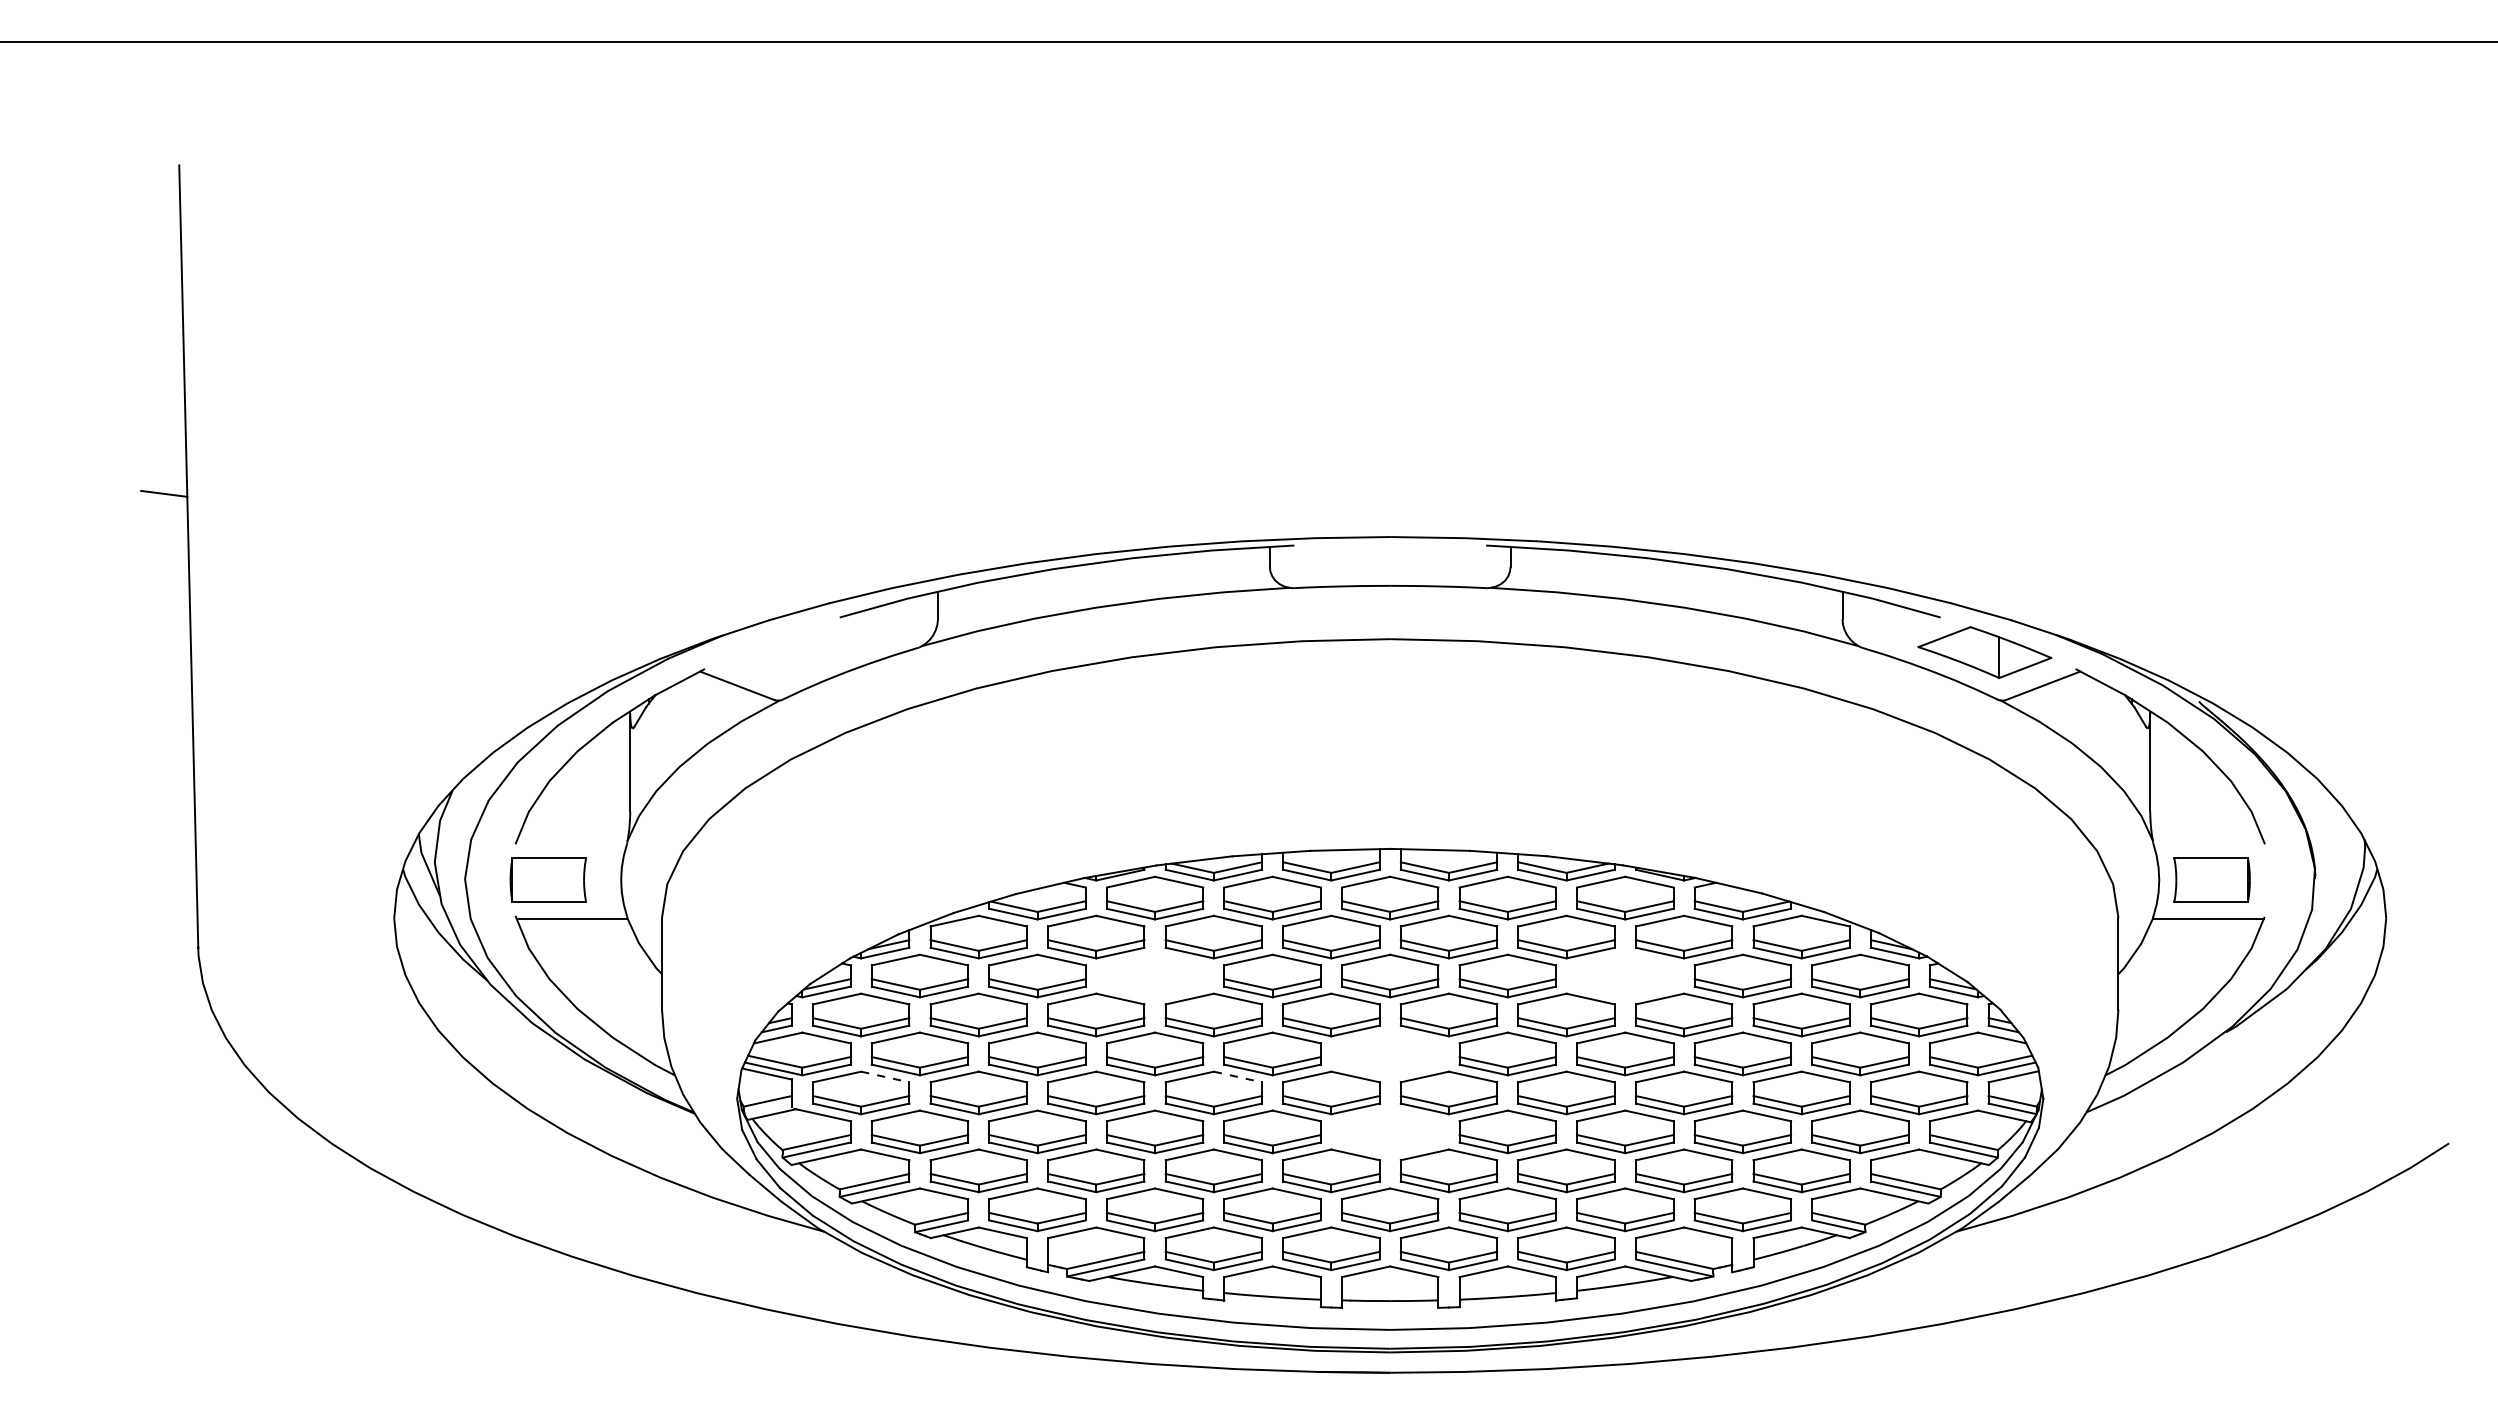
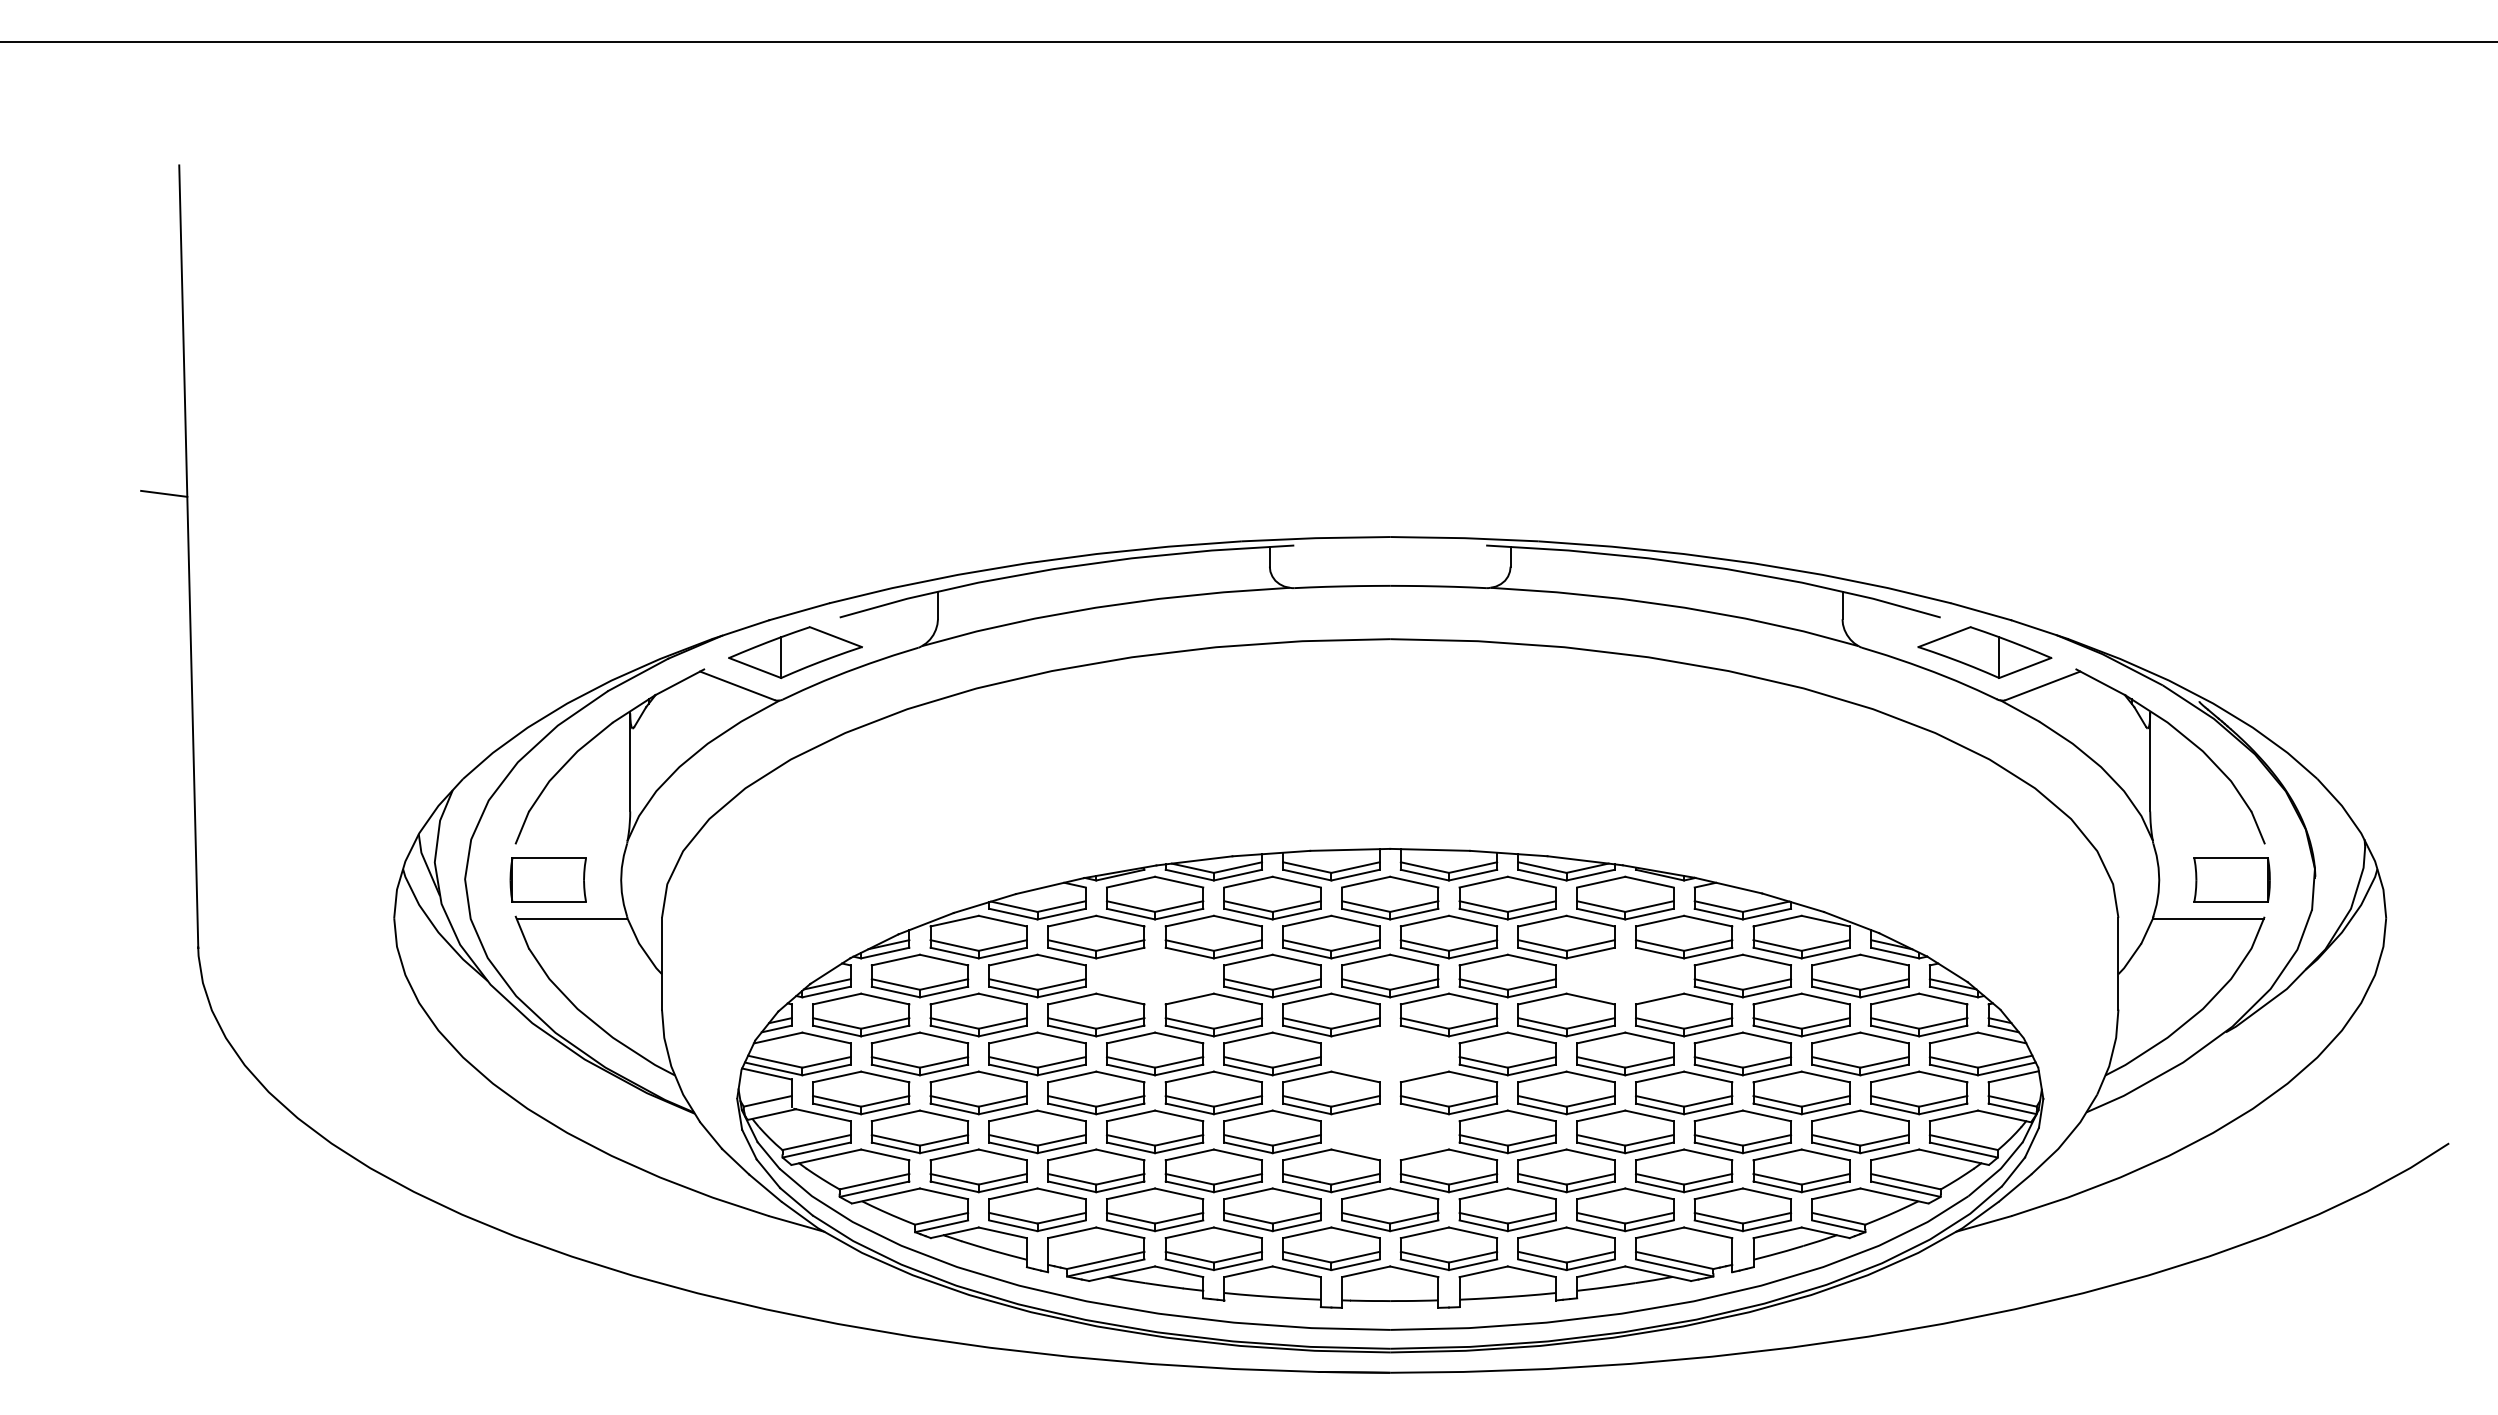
part: none -> present (795, 652)
part position: (2211, 879) -> (2231, 879) (2231, 879)
line: dashed -> solid (885, 1077)
line: dashed -> solid (1237, 1077)
